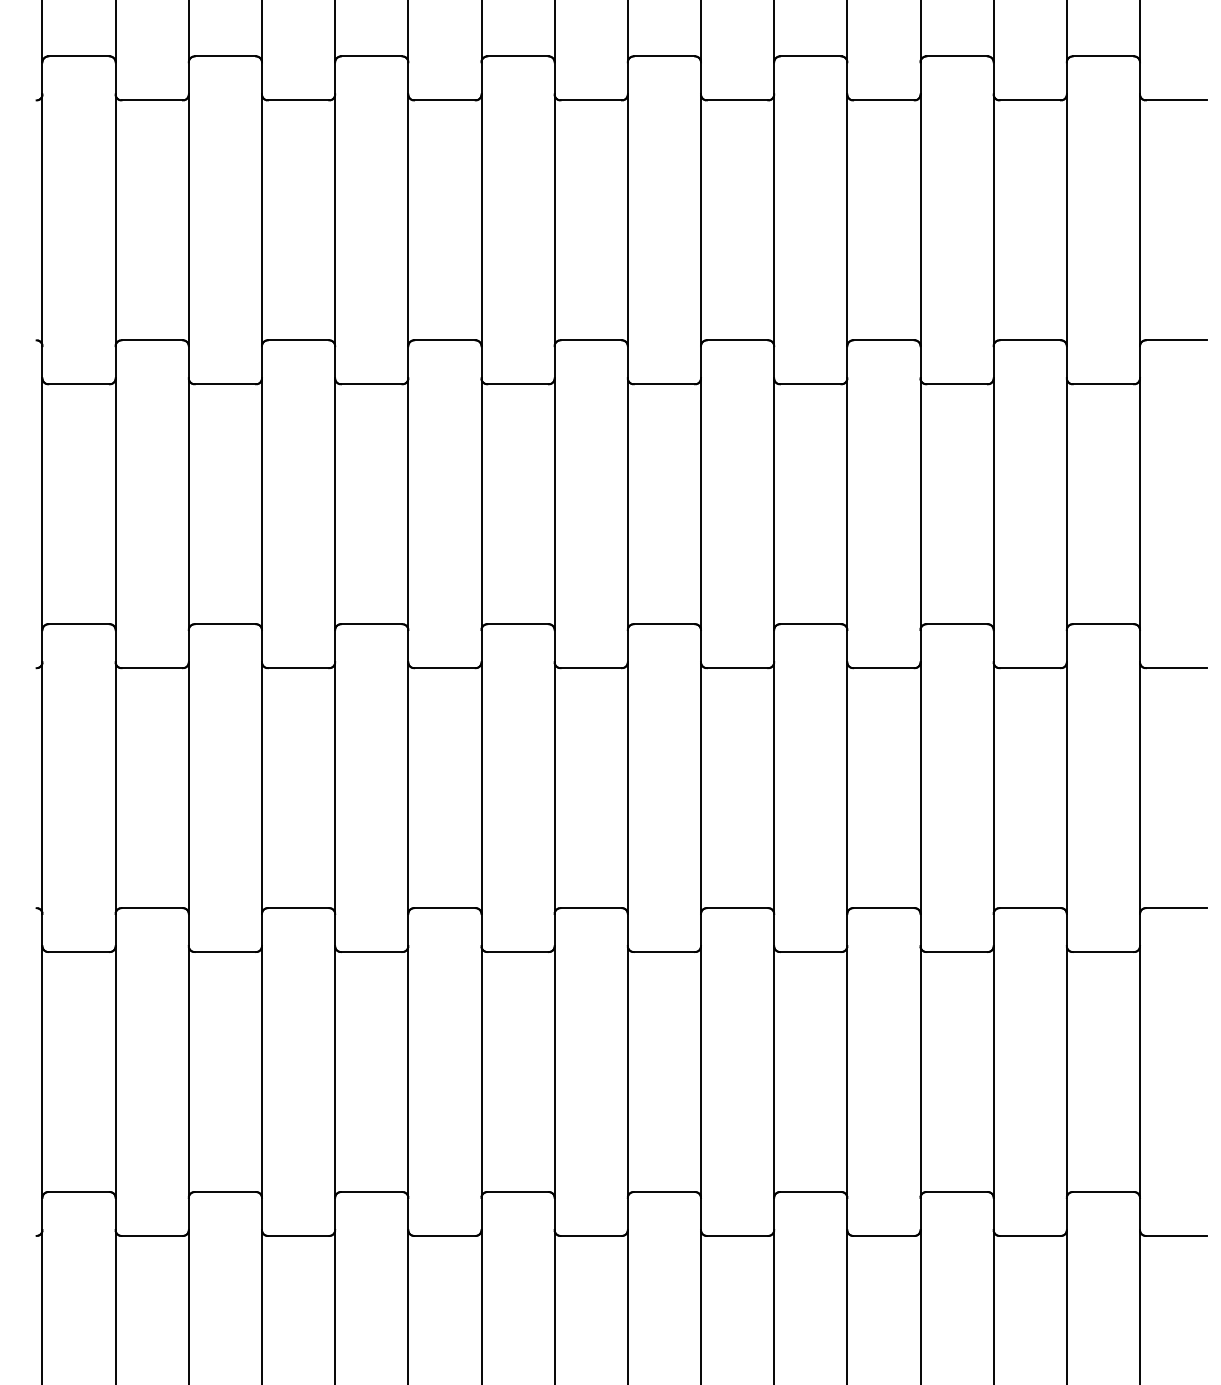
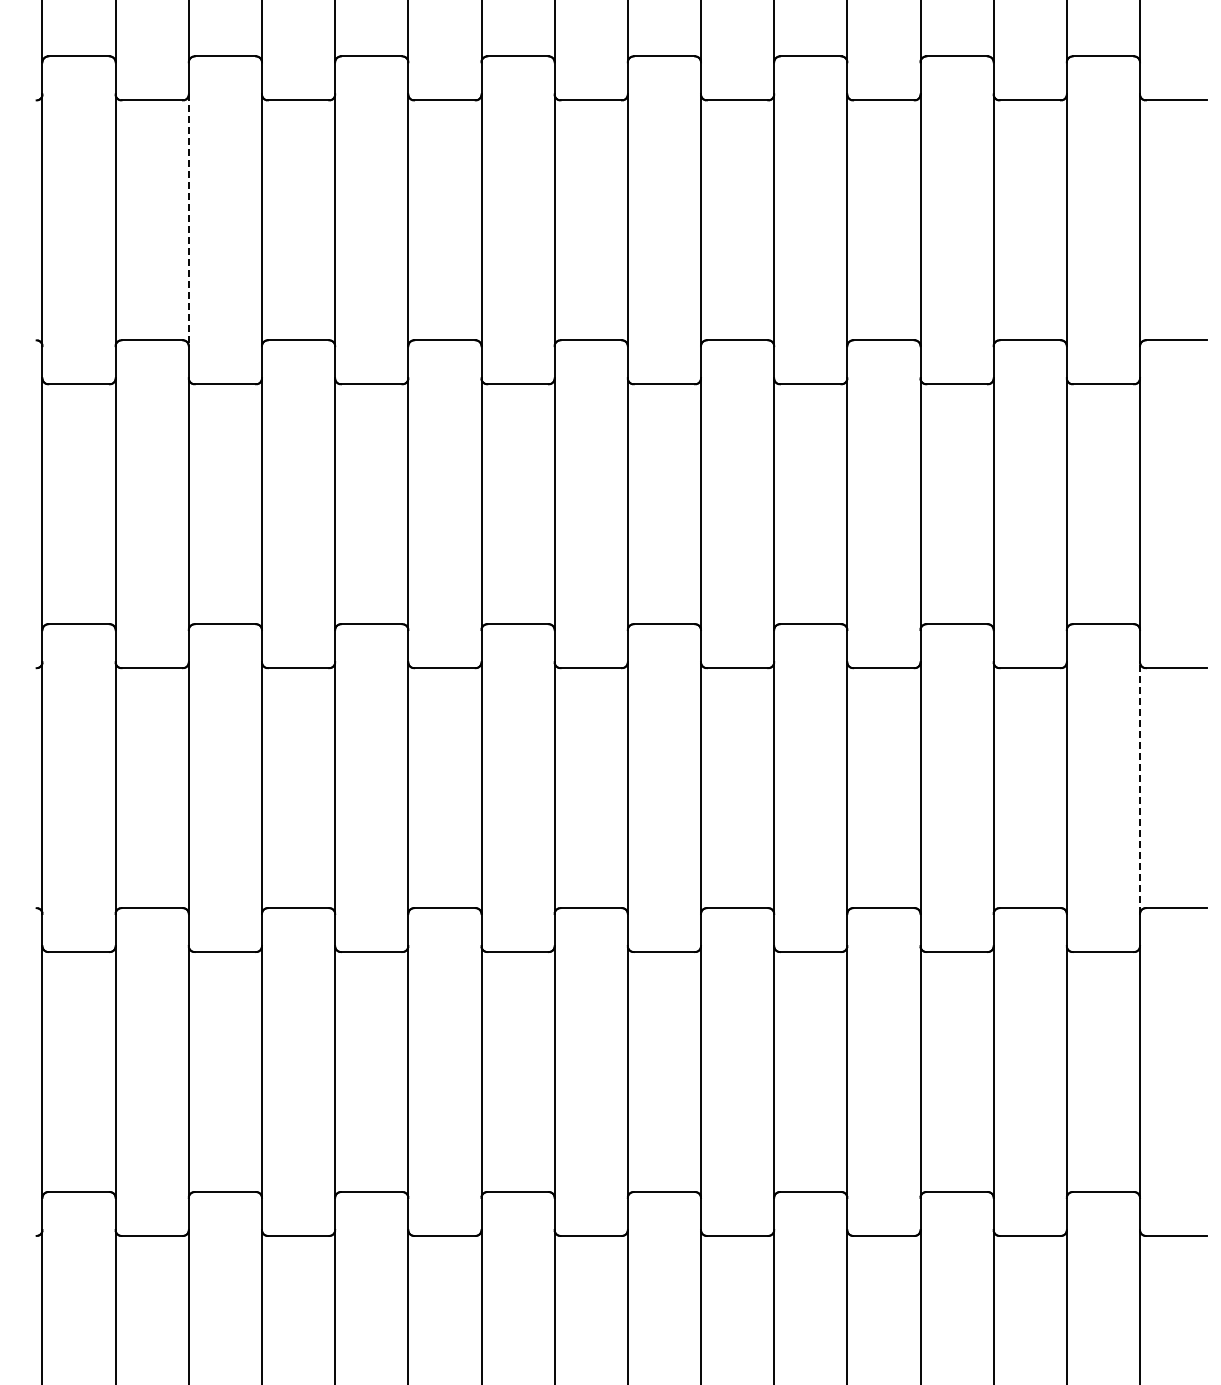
line: solid -> dashed (188, 220)
line: solid -> dashed (1140, 788)
